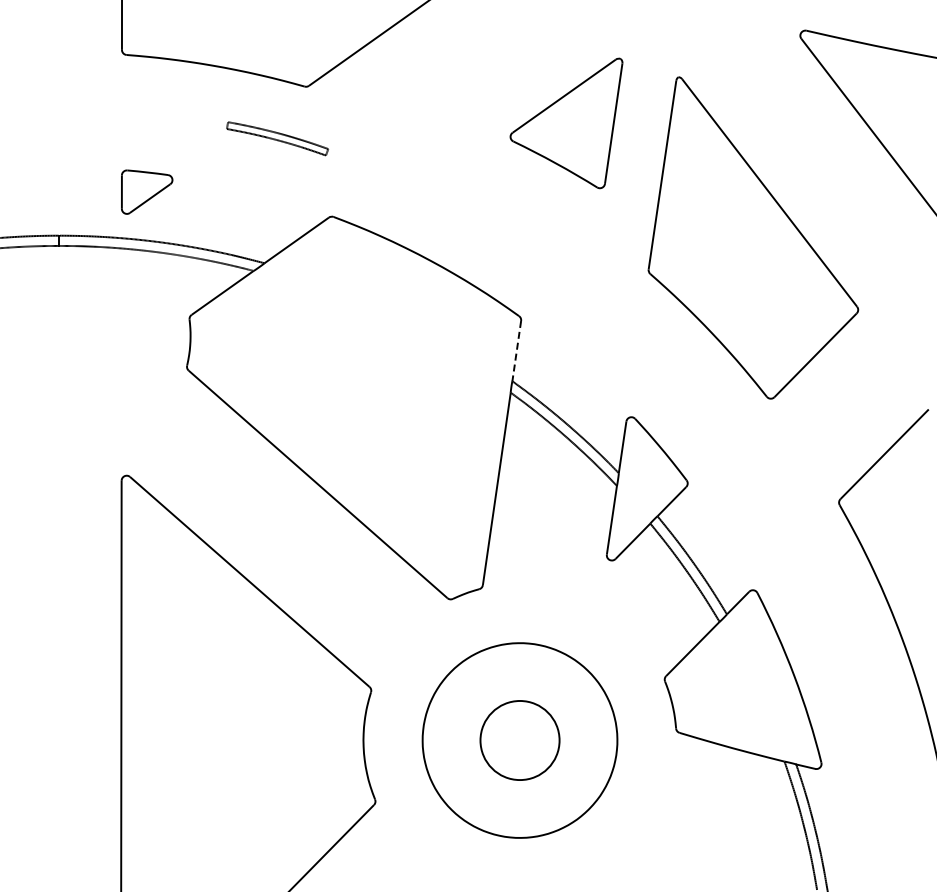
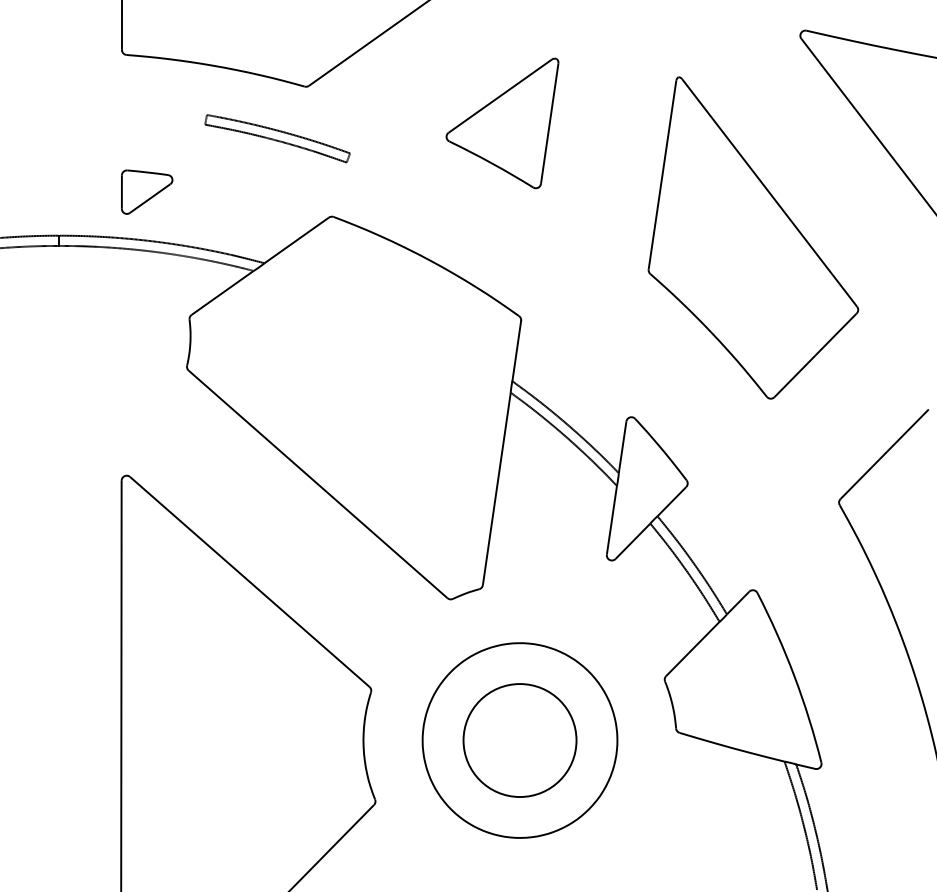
part position: (566, 123) -> (502, 123) (502, 123)
part size: 104x36 px -> 147x50 px (277, 138)
line: dashed -> solid (516, 351)
circle diameter: 79 px -> 113 px (519, 740)
